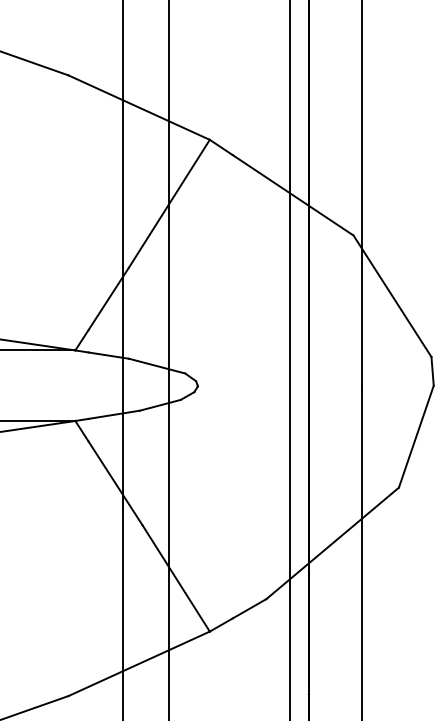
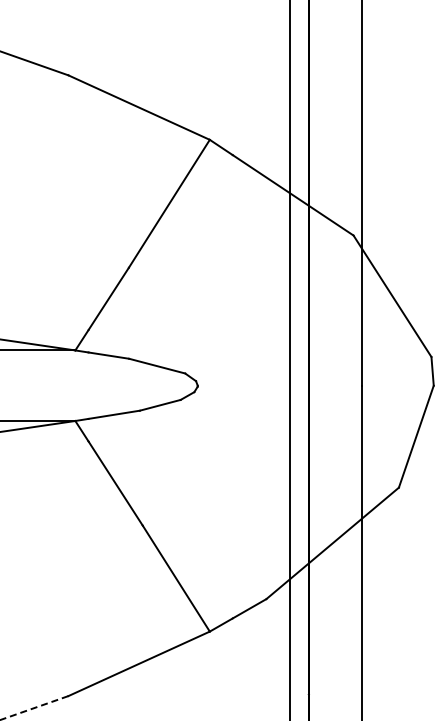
line: present -> none (122, 359)
line: present -> none (168, 359)
line: solid -> dashed (34, 707)
